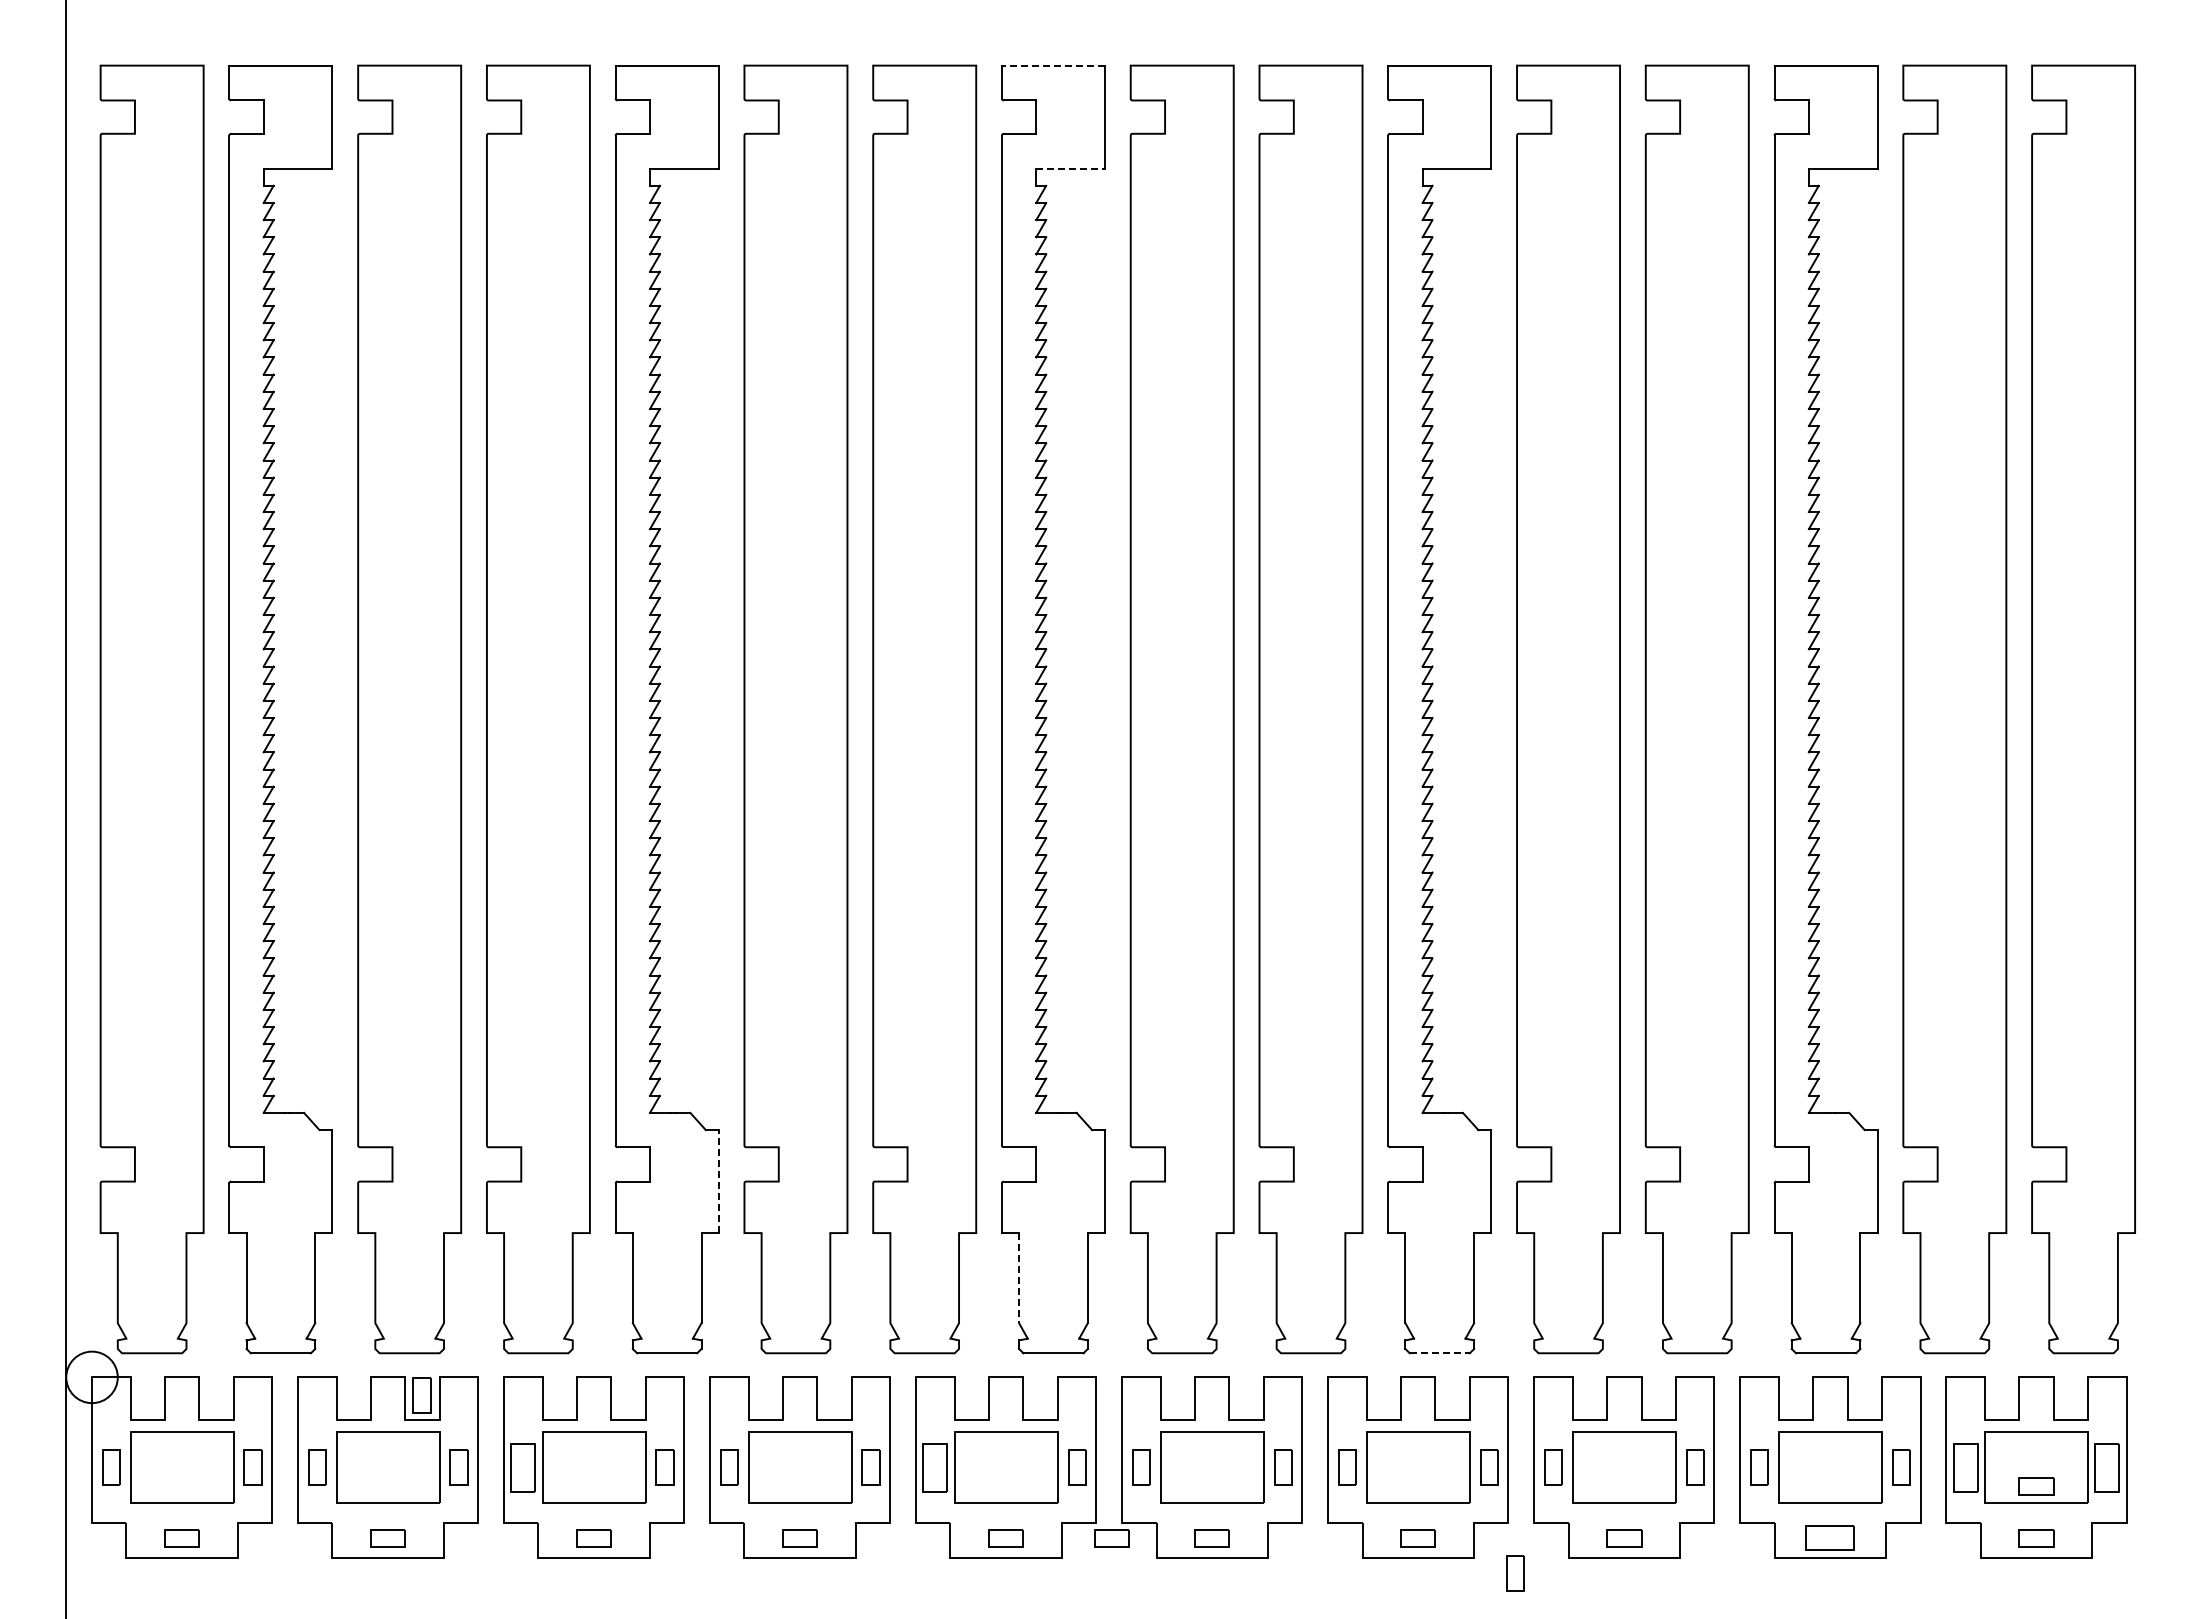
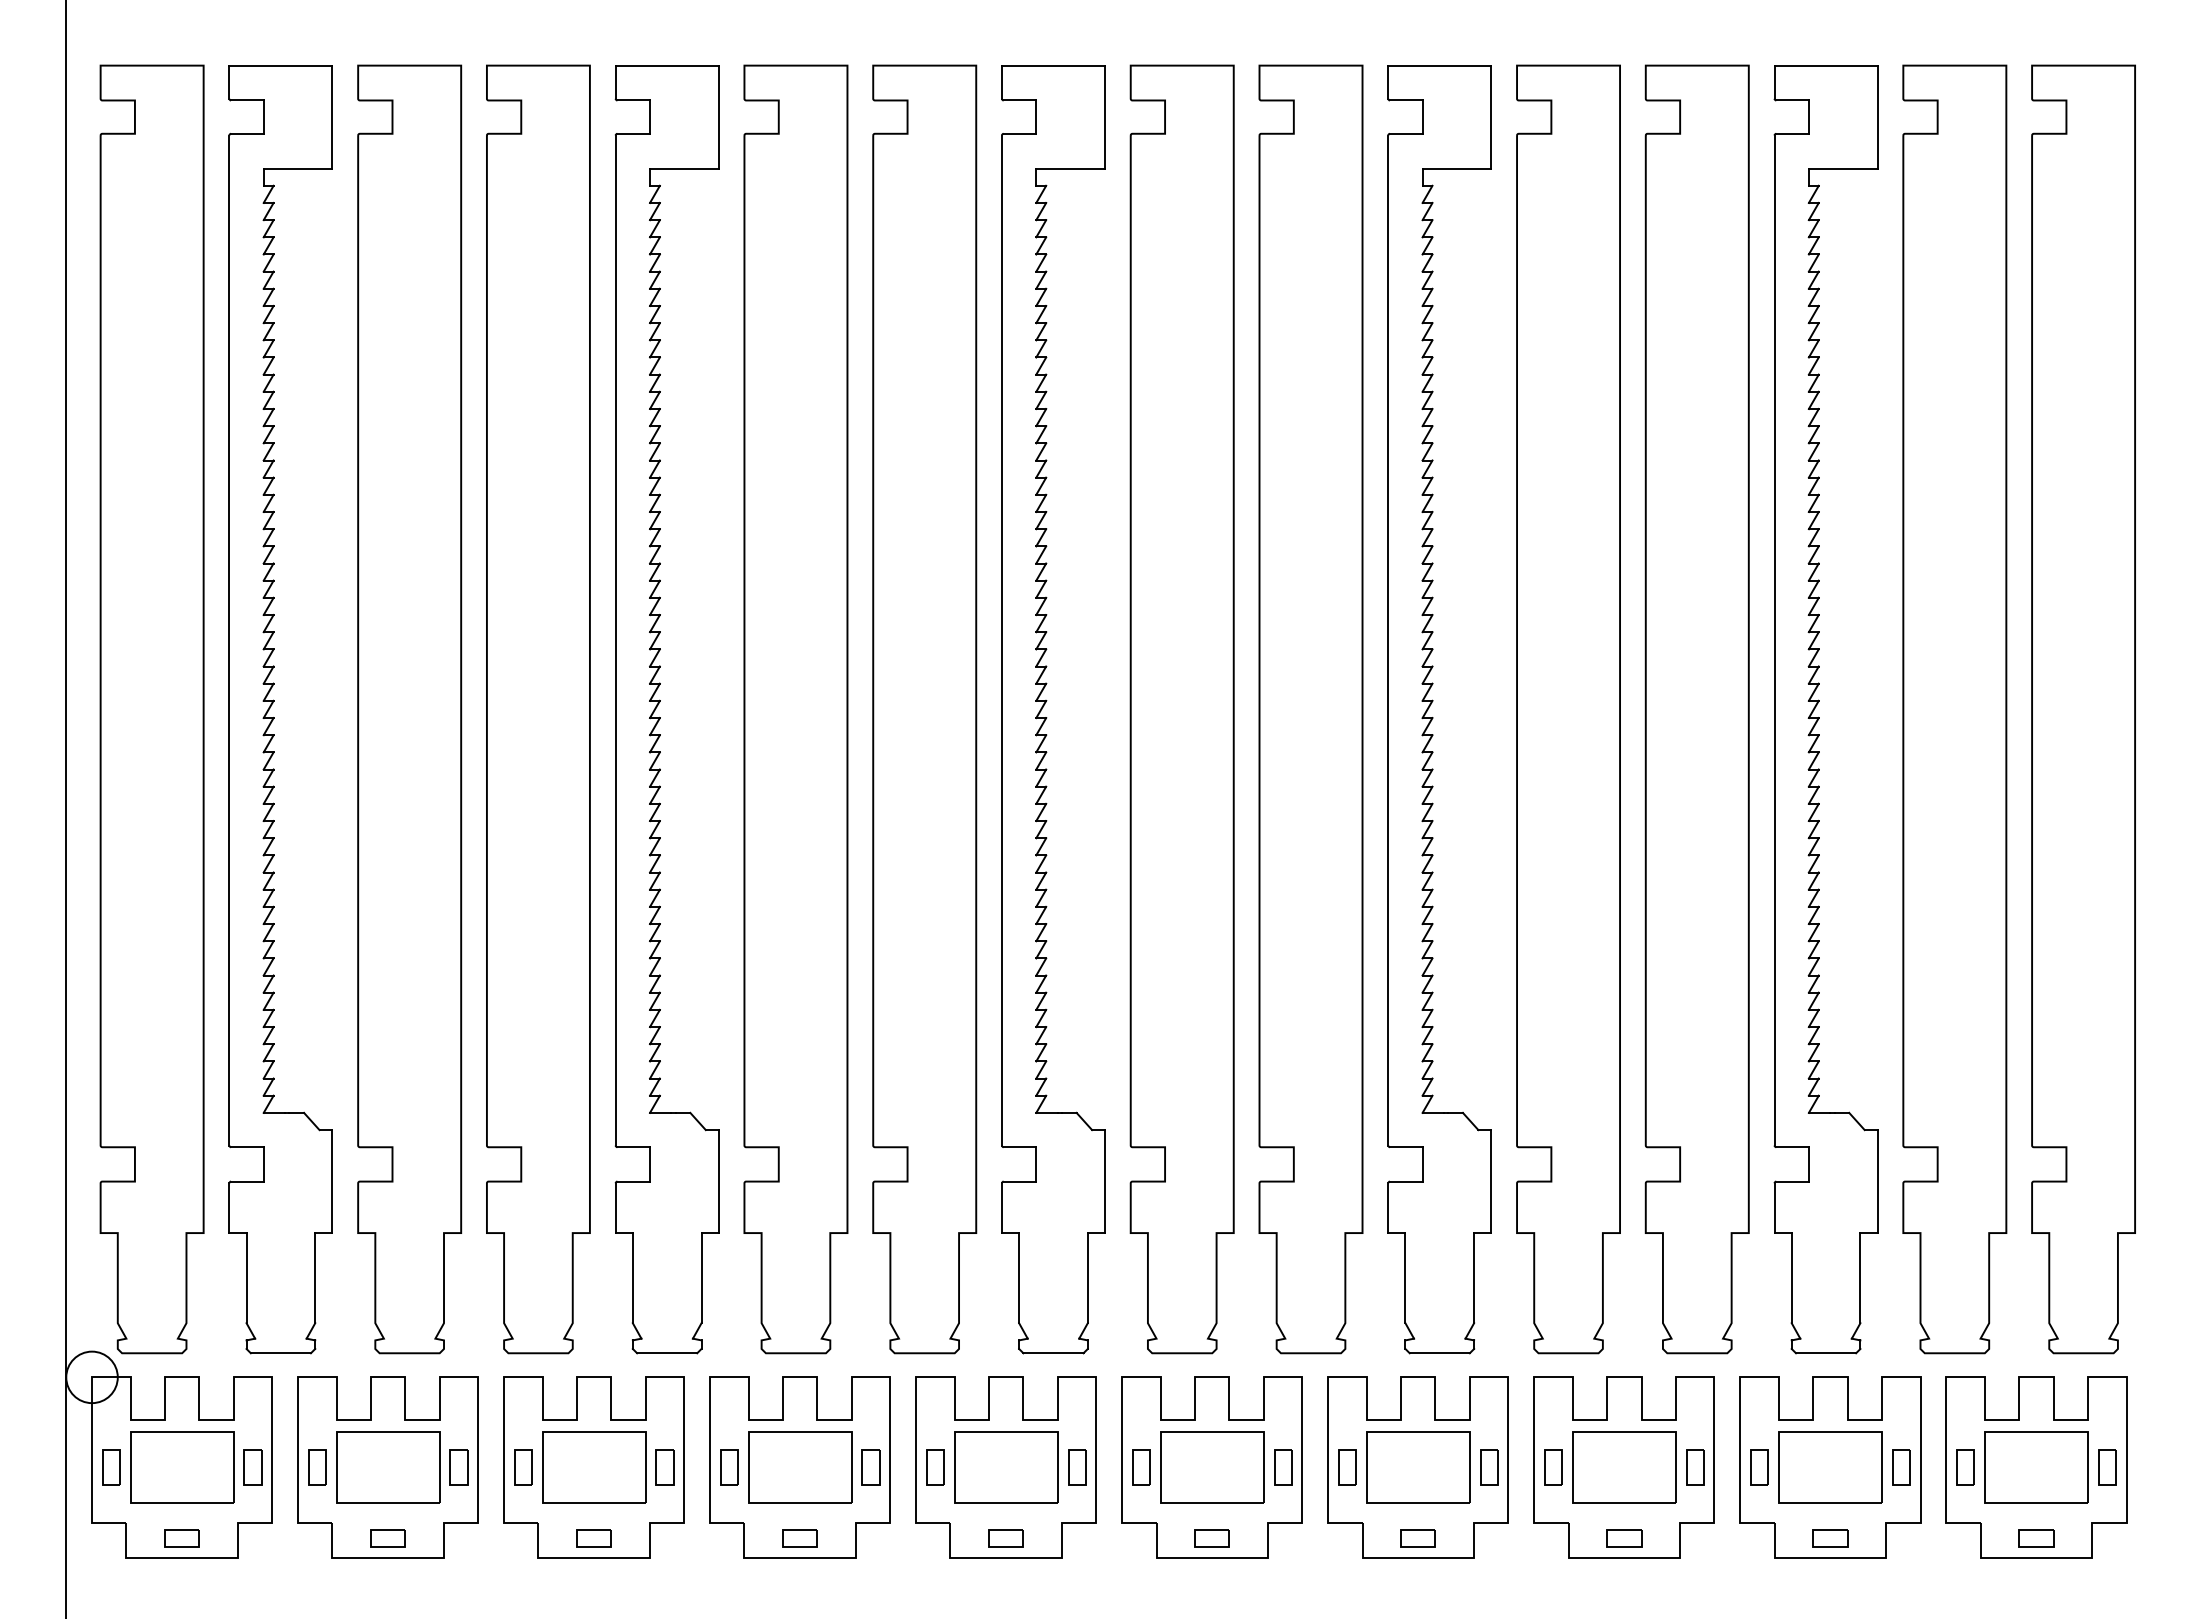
line: dashed -> solid (1053, 65)
line: dashed -> solid (1071, 168)
line: dashed -> solid (718, 1181)
line: dashed -> solid (1019, 1278)
line: dashed -> solid (1440, 1353)
part: present -> none (421, 1395)
part size: 26x50 px -> 19x37 px (523, 1467)
part size: 26x50 px -> 19x37 px (935, 1467)
part size: 26x50 px -> 19x37 px (1965, 1467)
part size: 26x50 px -> 19x37 px (2107, 1467)
part: present -> none (2036, 1486)
part size: 50x26 px -> 37x19 px (1830, 1538)
part: present -> none (1111, 1538)
part: present -> none (1515, 1573)
